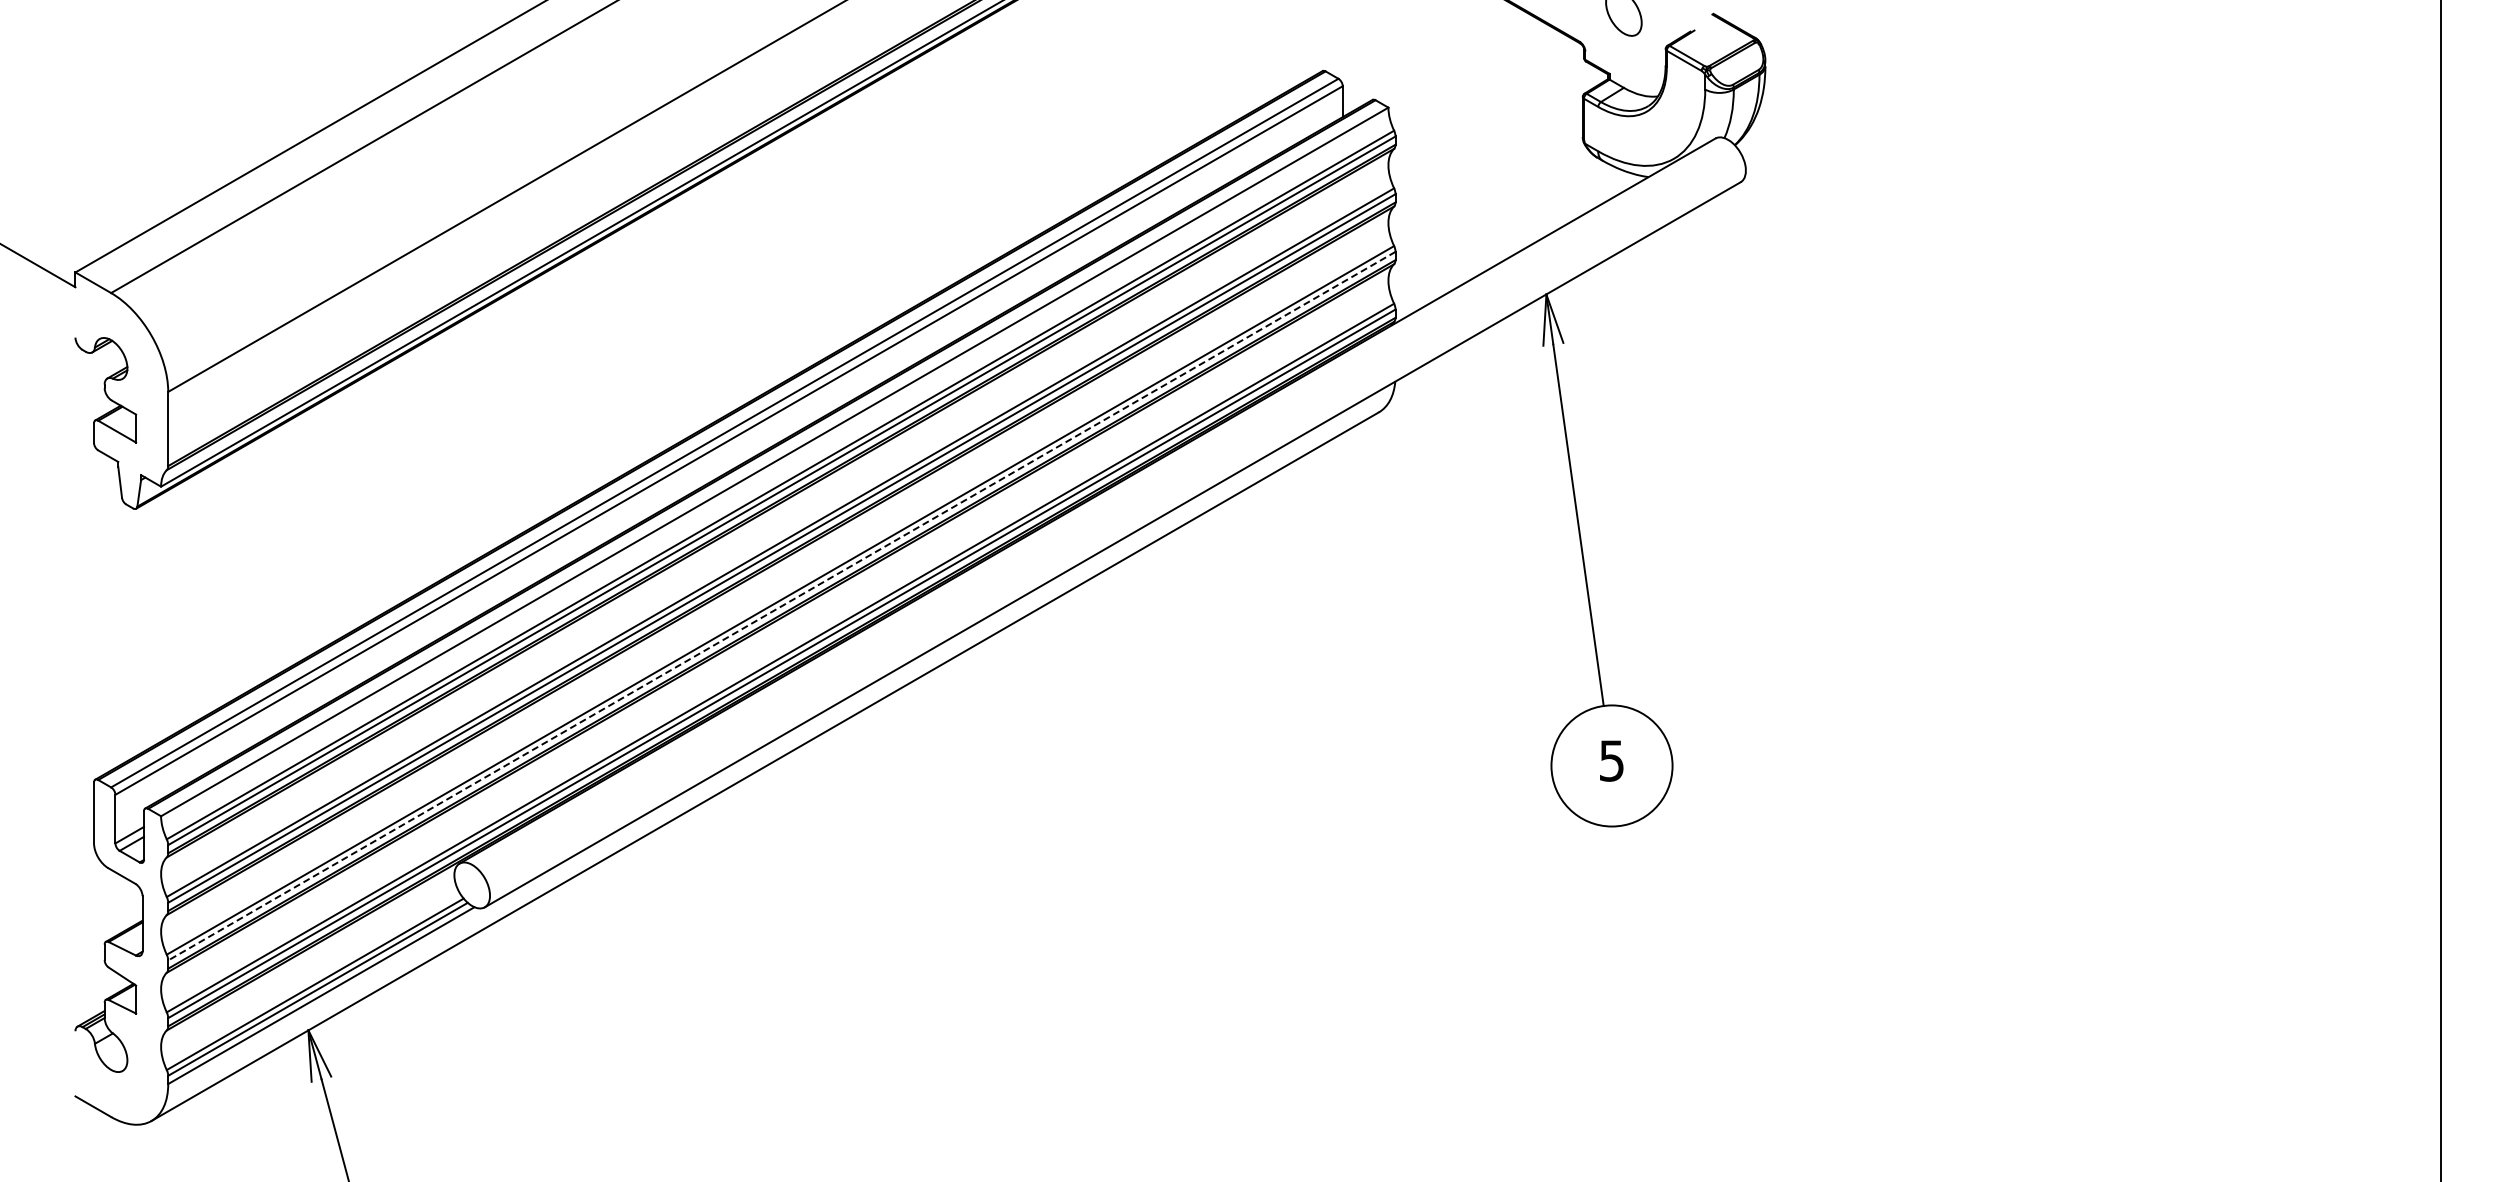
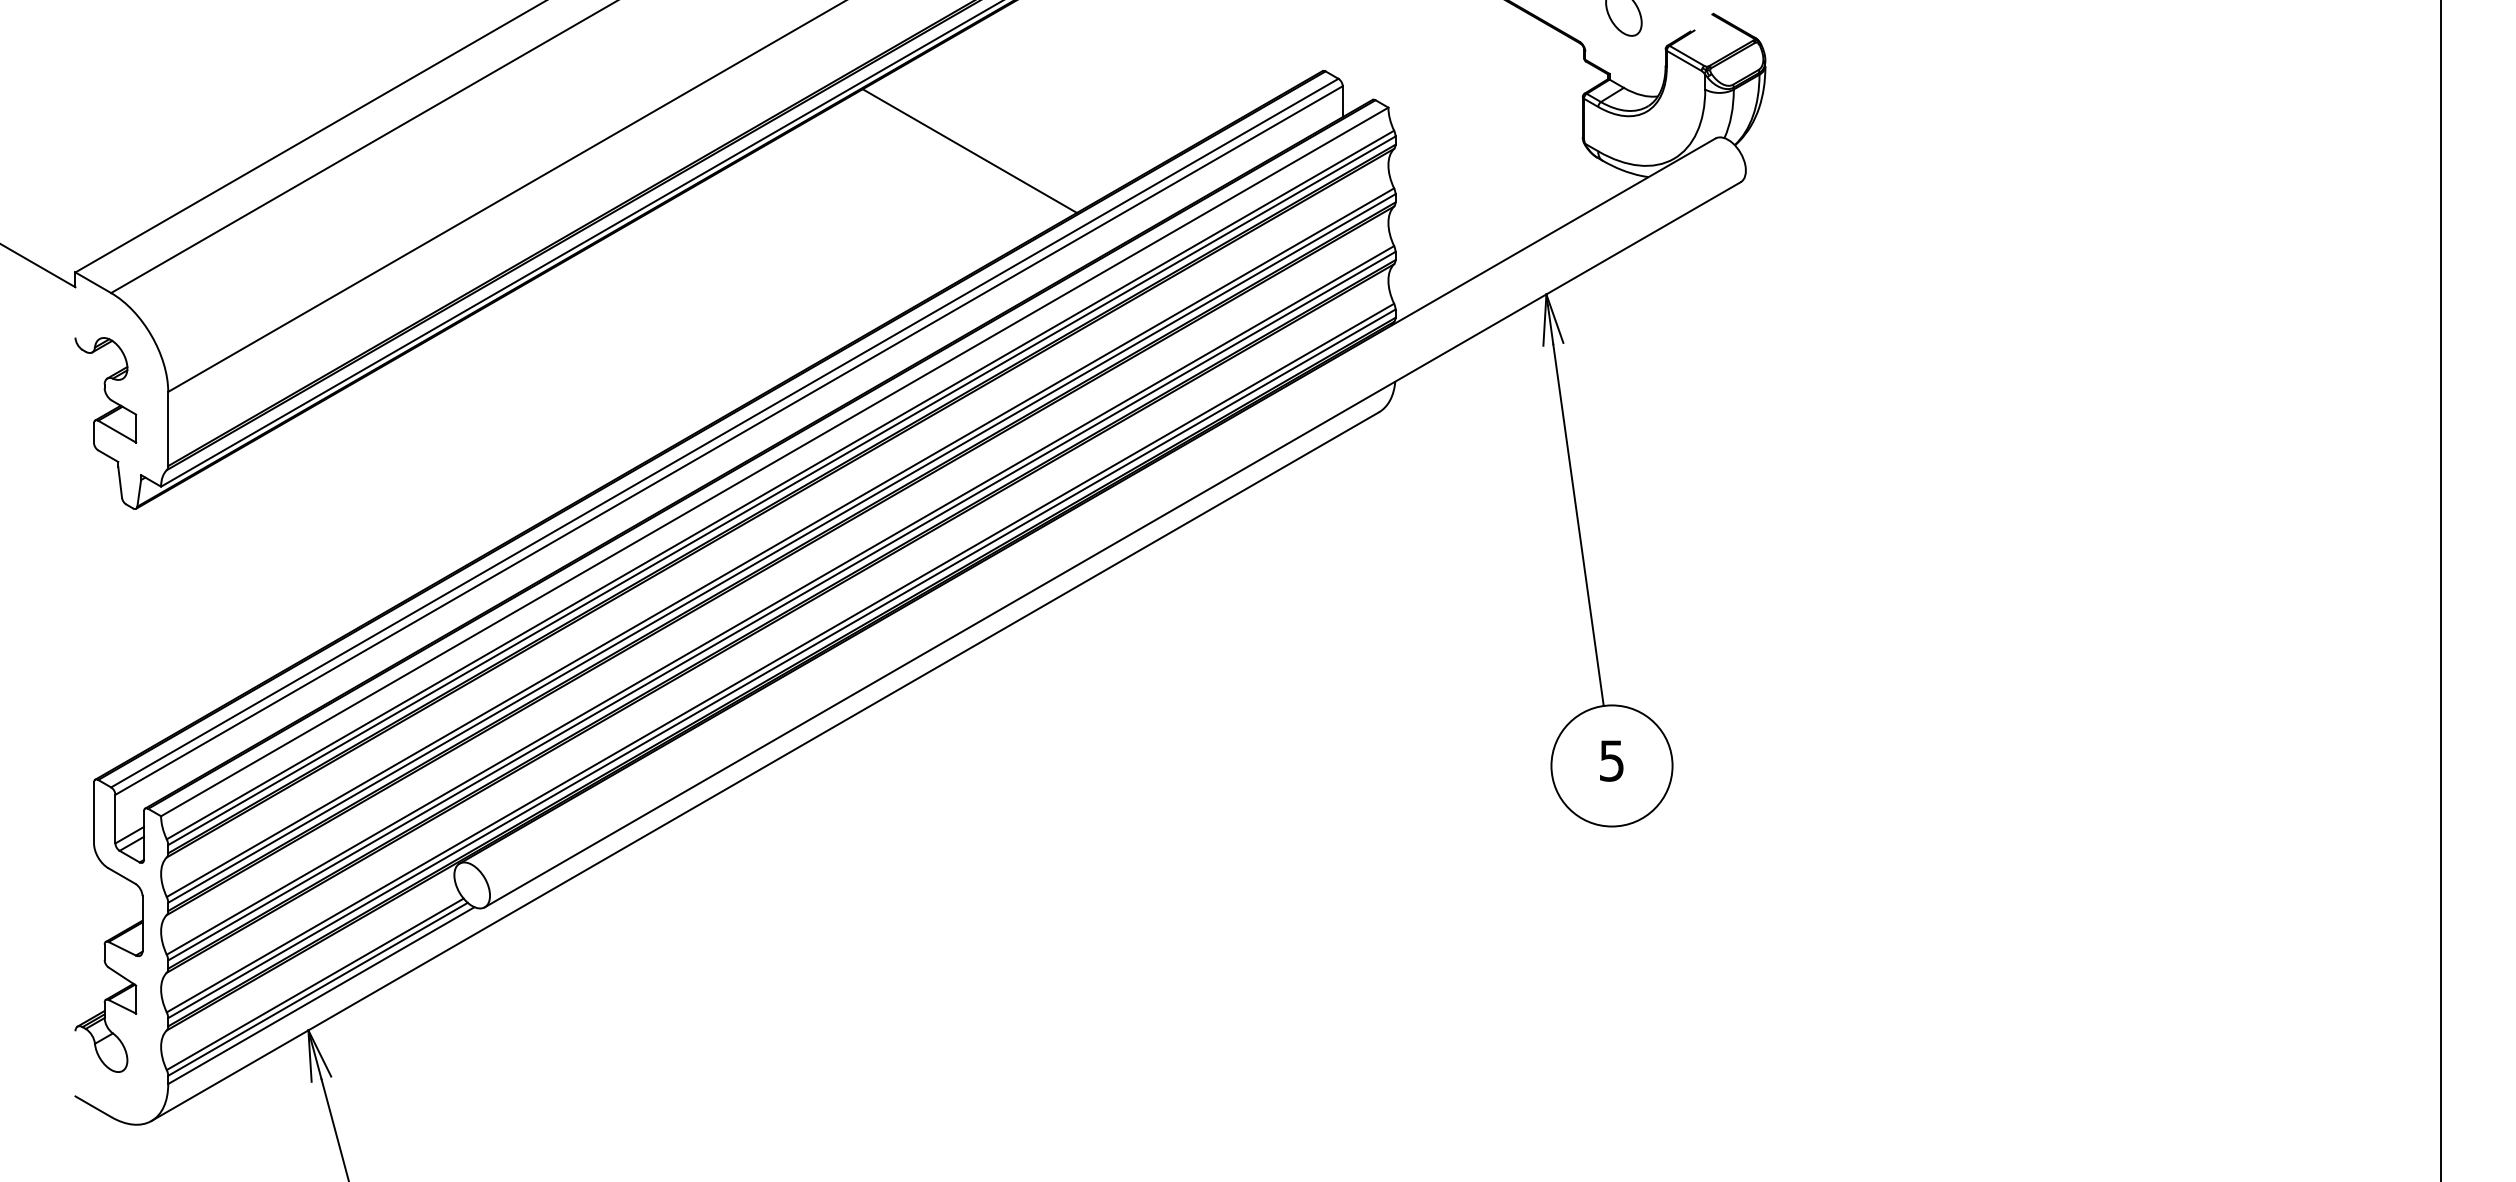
line: none -> present (969, 150)
line: dashed -> solid (781, 606)
